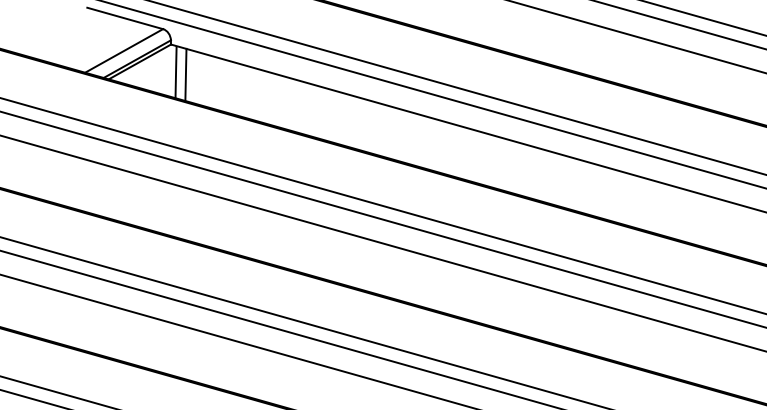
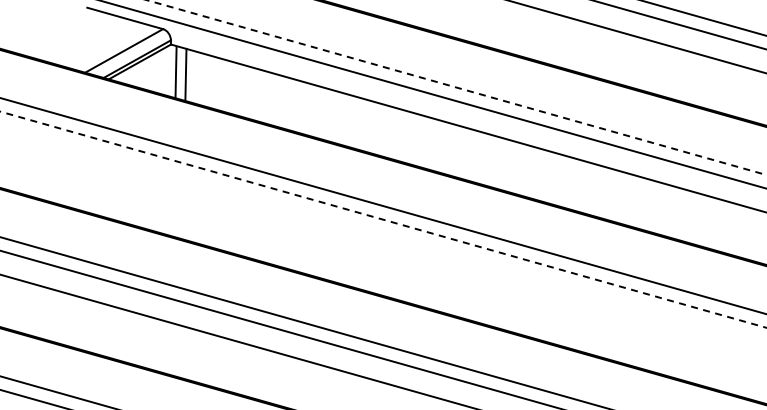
line: solid -> dashed (456, 87)
line: solid -> dashed (383, 219)
line: present -> none (382, 243)
